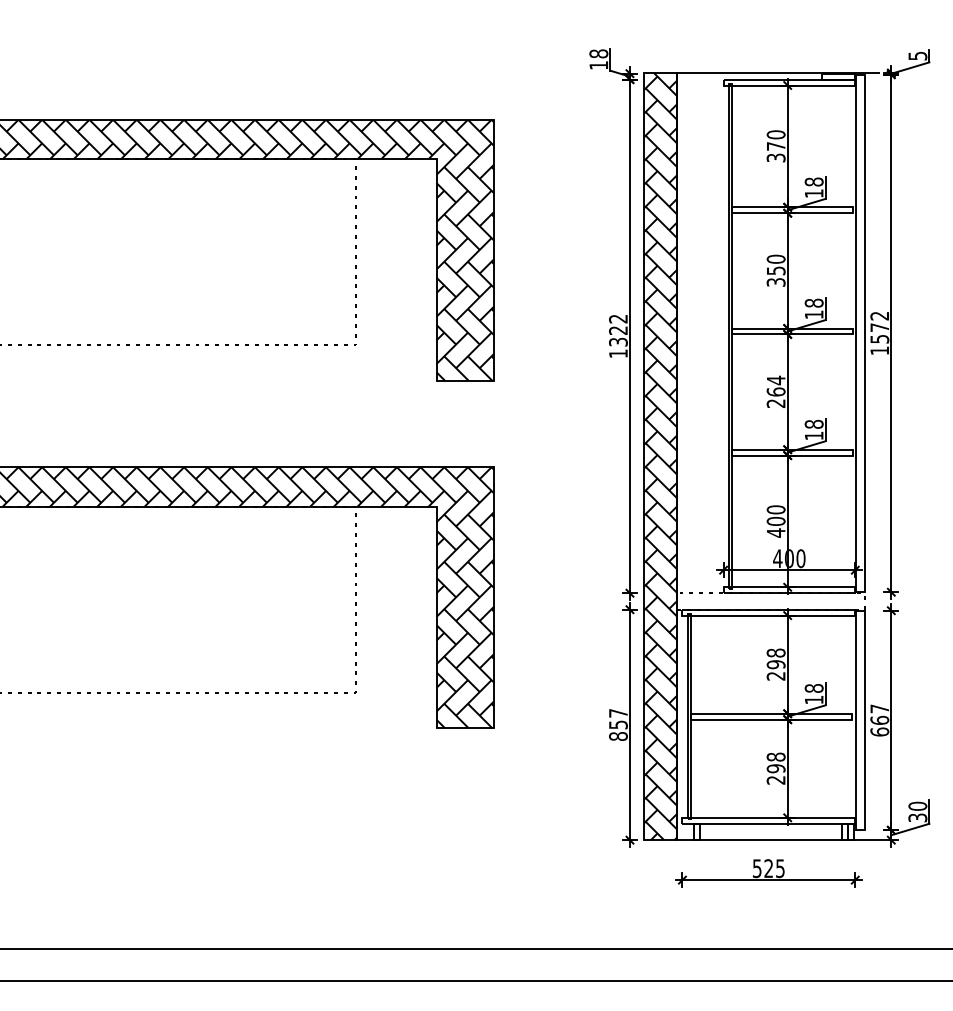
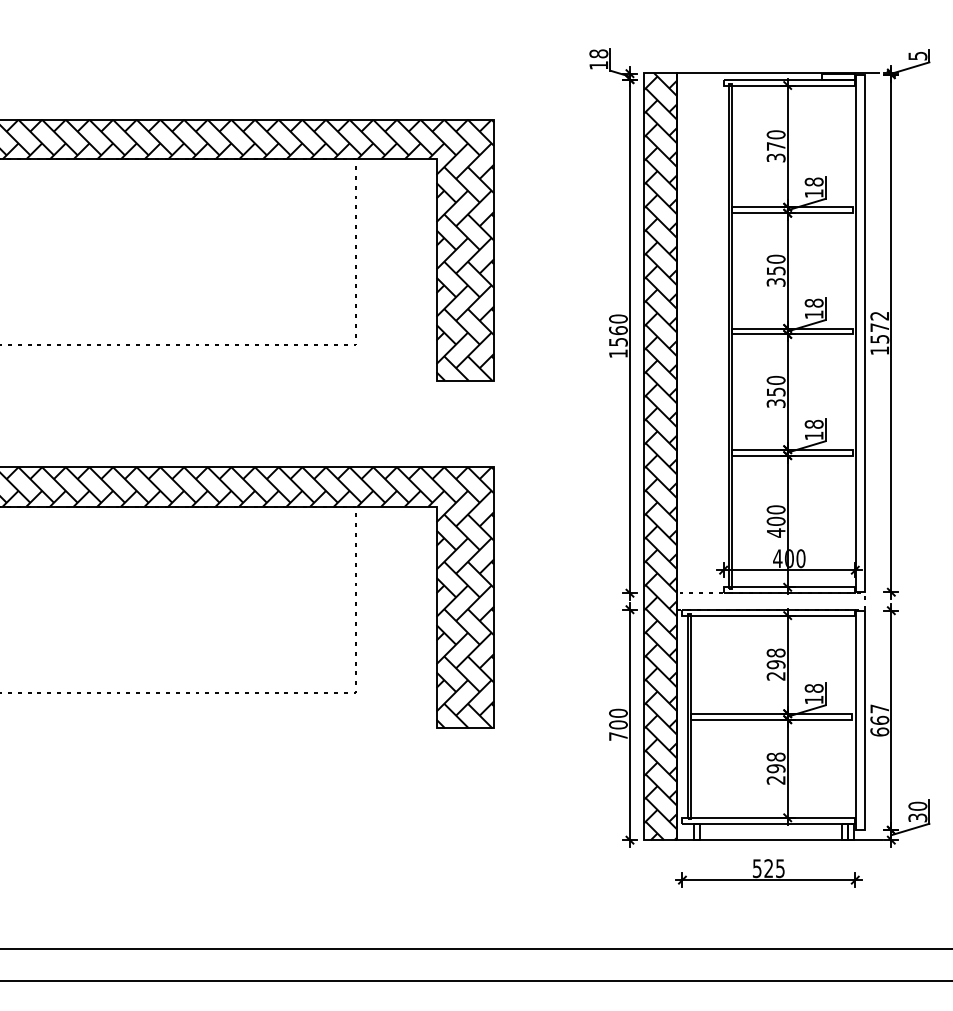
text: 1322 -> 1560 (618, 330)
text: 264 -> 350 (775, 391)
text: 857 -> 700 (618, 724)
